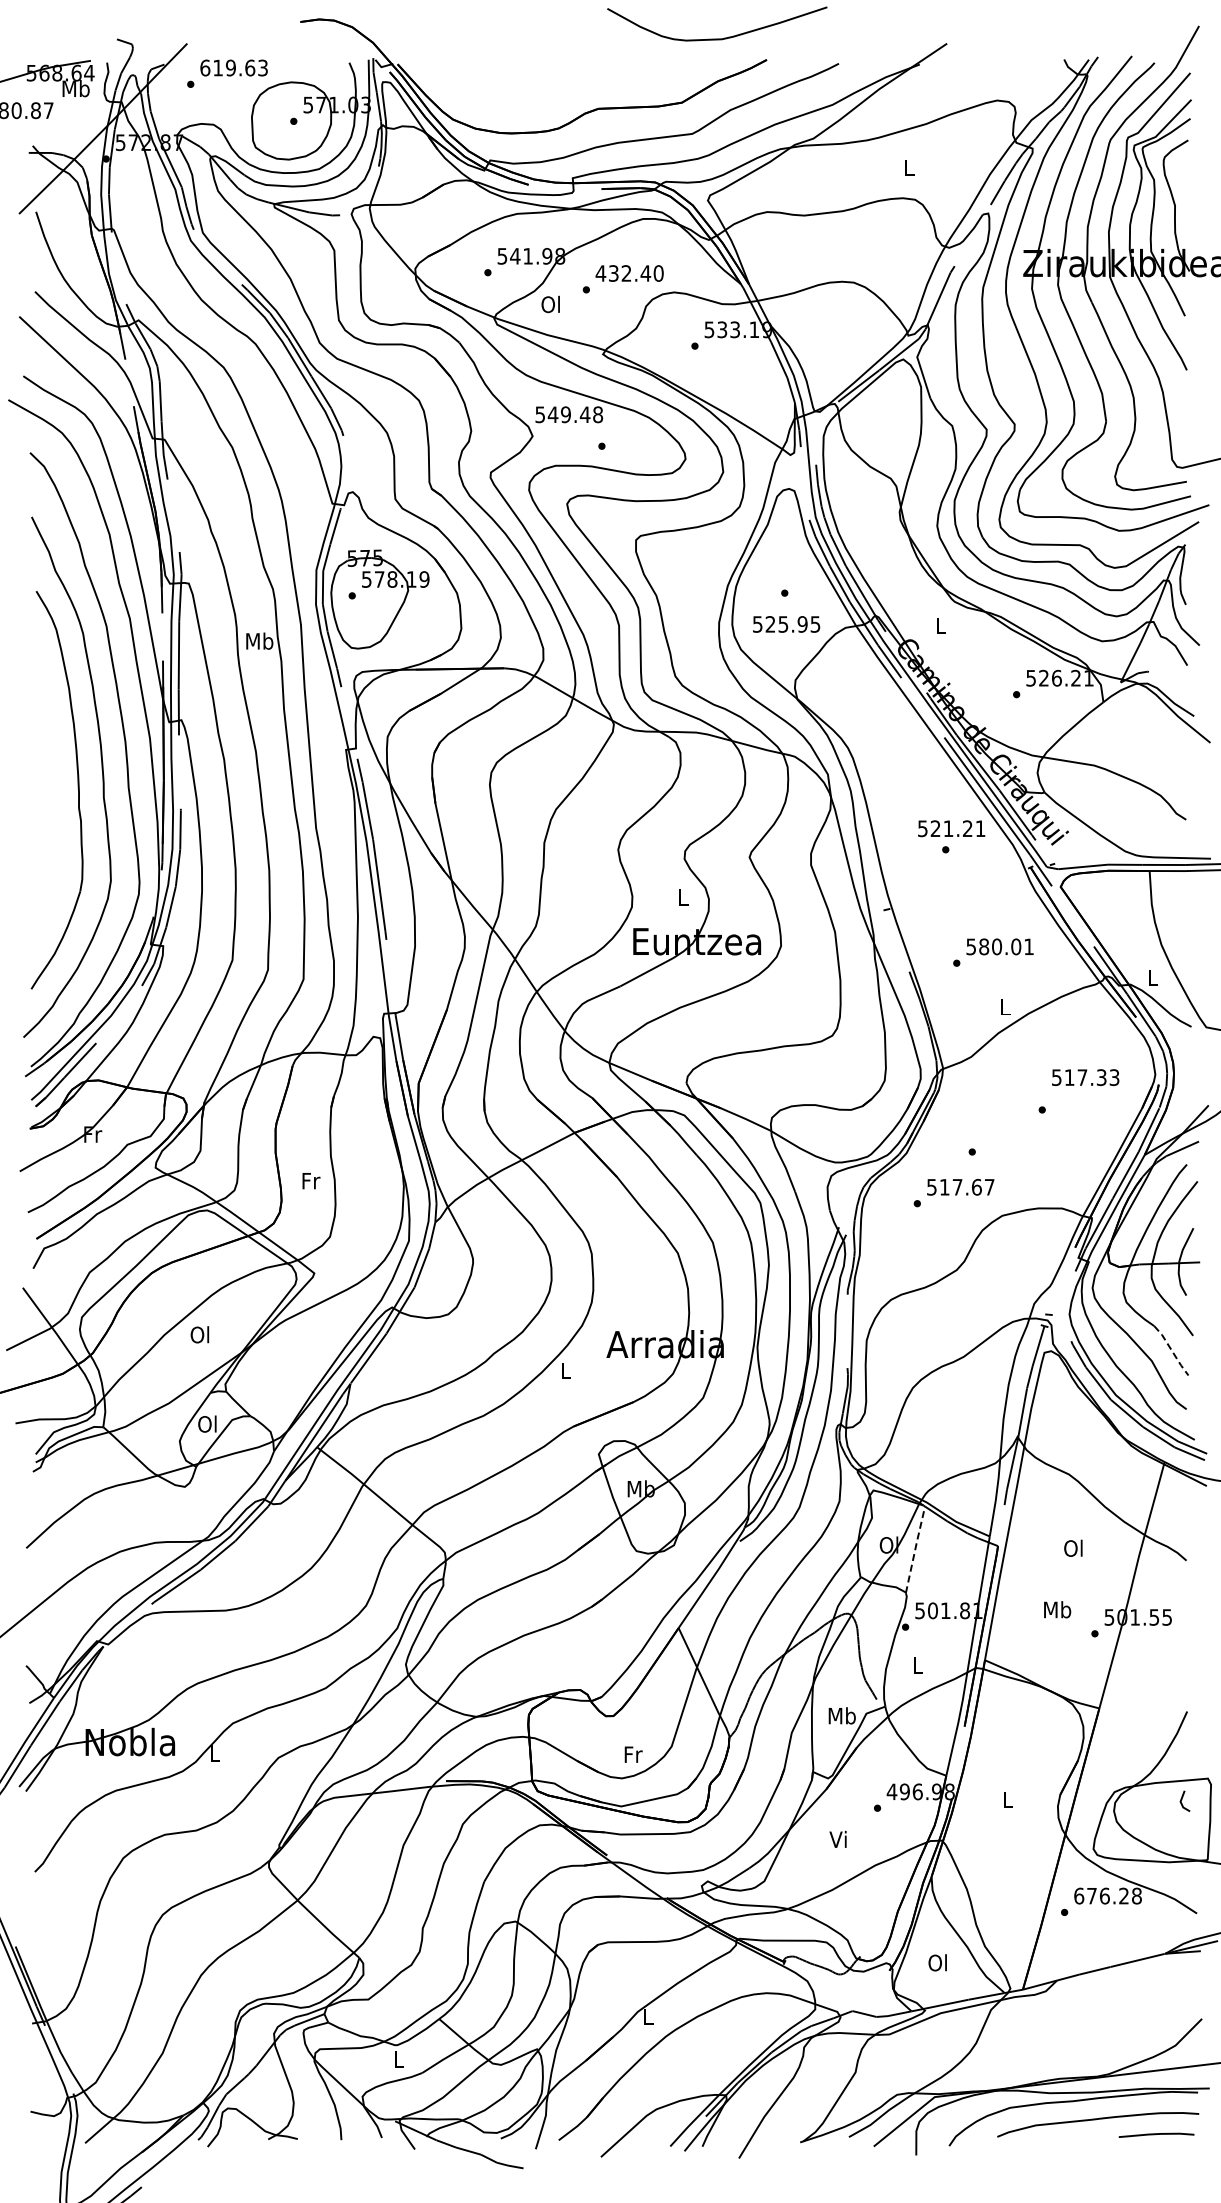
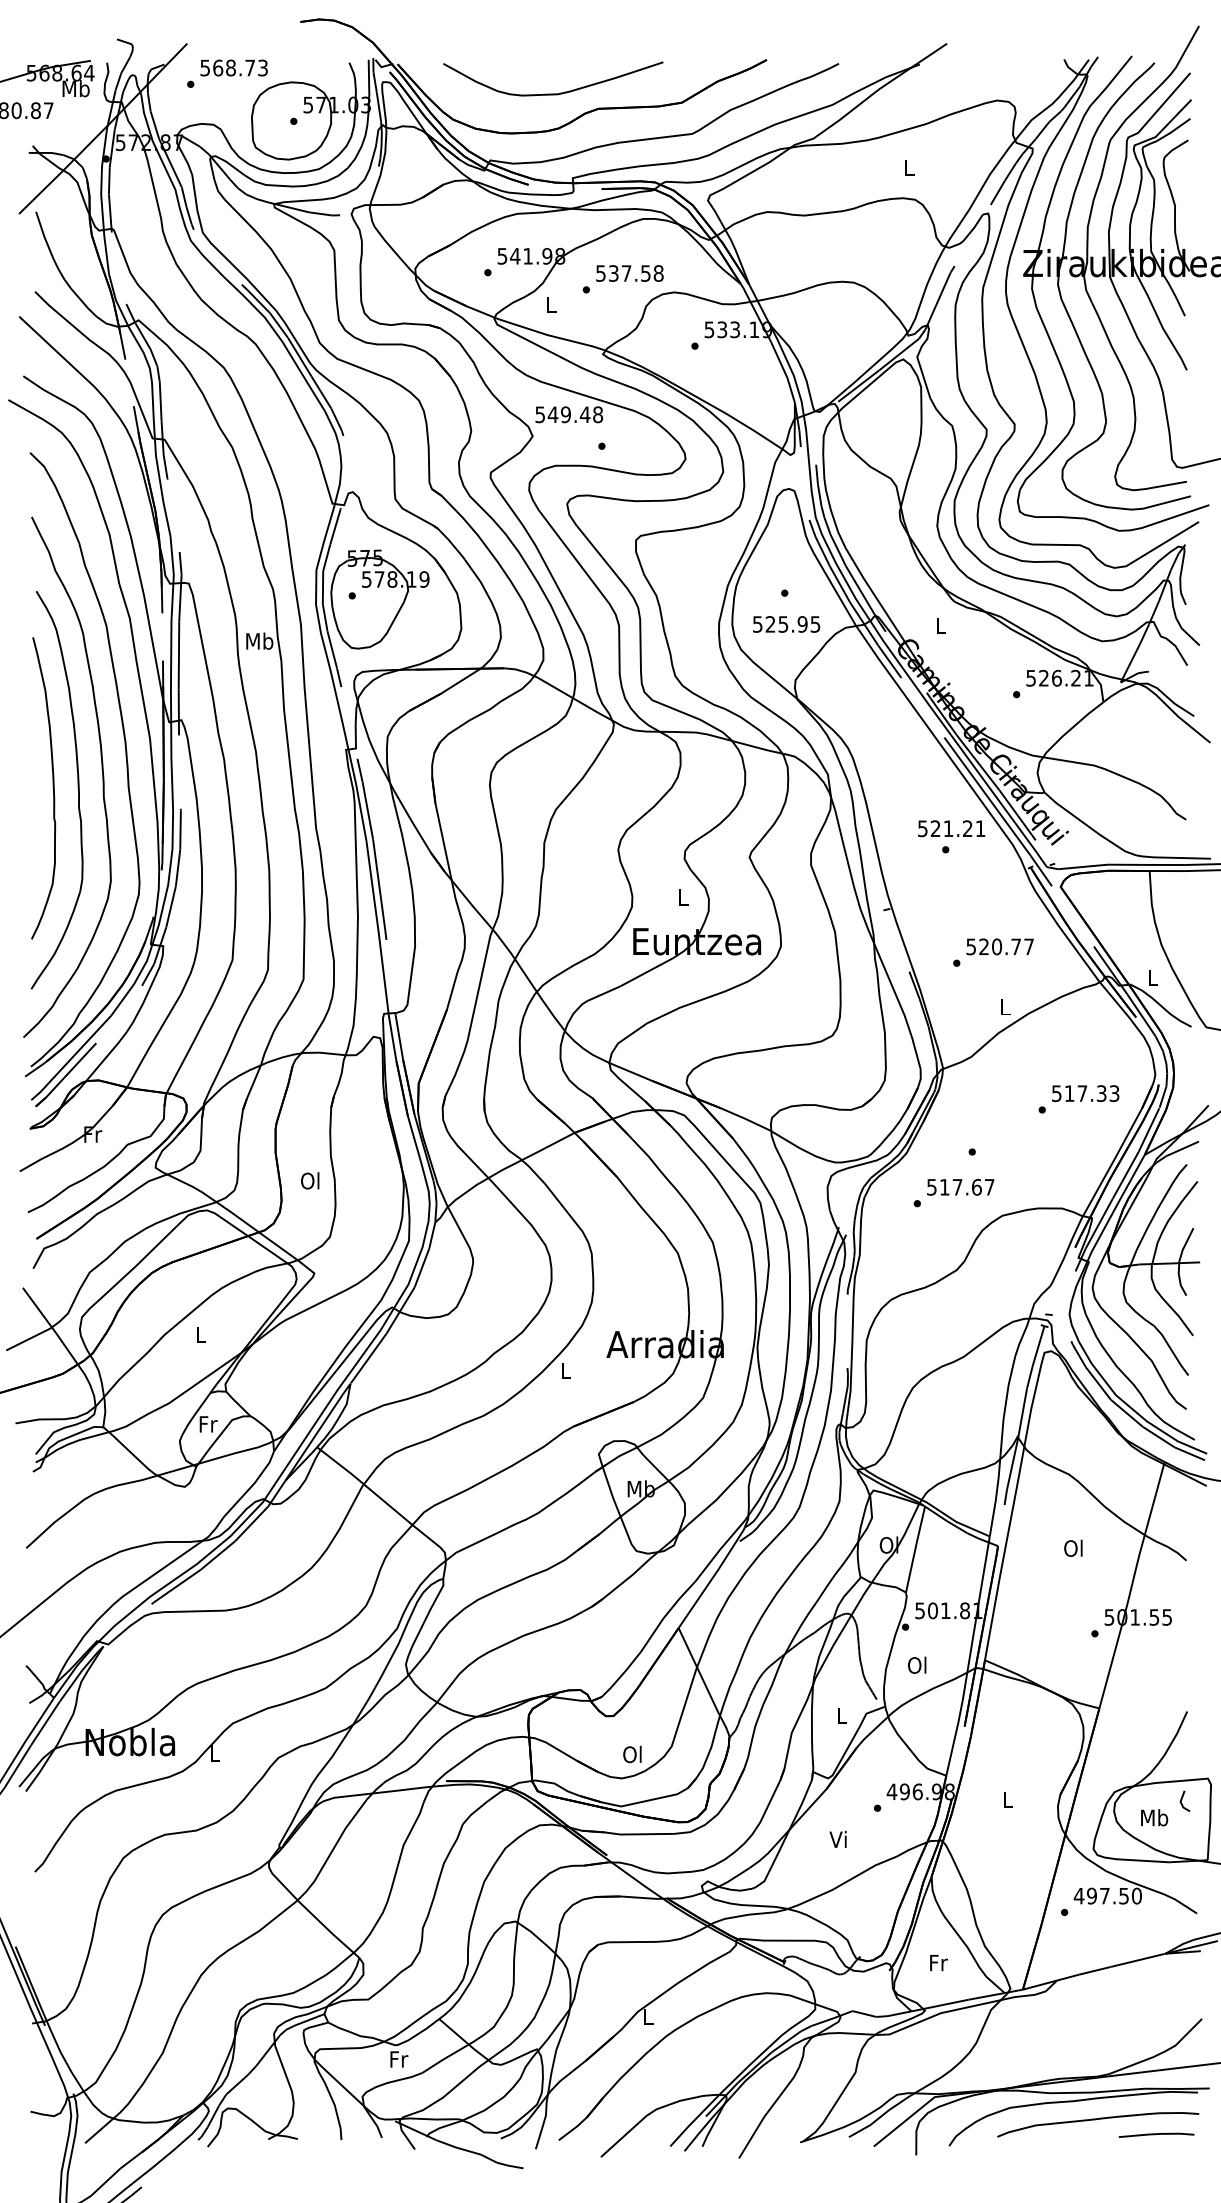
curve position: (717, 38) -> (553, 93) (553, 93)
text: 619.63 -> 568.73 (227, 67)
text: 432.40 -> 537.58 (629, 273)
text: Ol -> L (550, 304)
curve: none -> present (52, 788)
text: 580.01 -> 520.77 (1006, 946)
text position: (1085, 1077) -> (1085, 1093) (1085, 1093)
text: Fr -> Ol (310, 1180)
text: Ol -> L (199, 1334)
line: dashed -> solid (1171, 1350)
text: Ol -> Fr (207, 1423)
line: dashed -> solid (915, 1548)
text position: (1057, 1609) -> (1154, 1817) (1154, 1817)
text: L -> Ol (917, 1664)
text: Mb -> L (841, 1715)
text: Fr -> Ol (632, 1754)
text: 676.28 -> 497.50 (1107, 1895)
text: Ol -> Fr (937, 1962)
text: L -> Fr (399, 2059)
